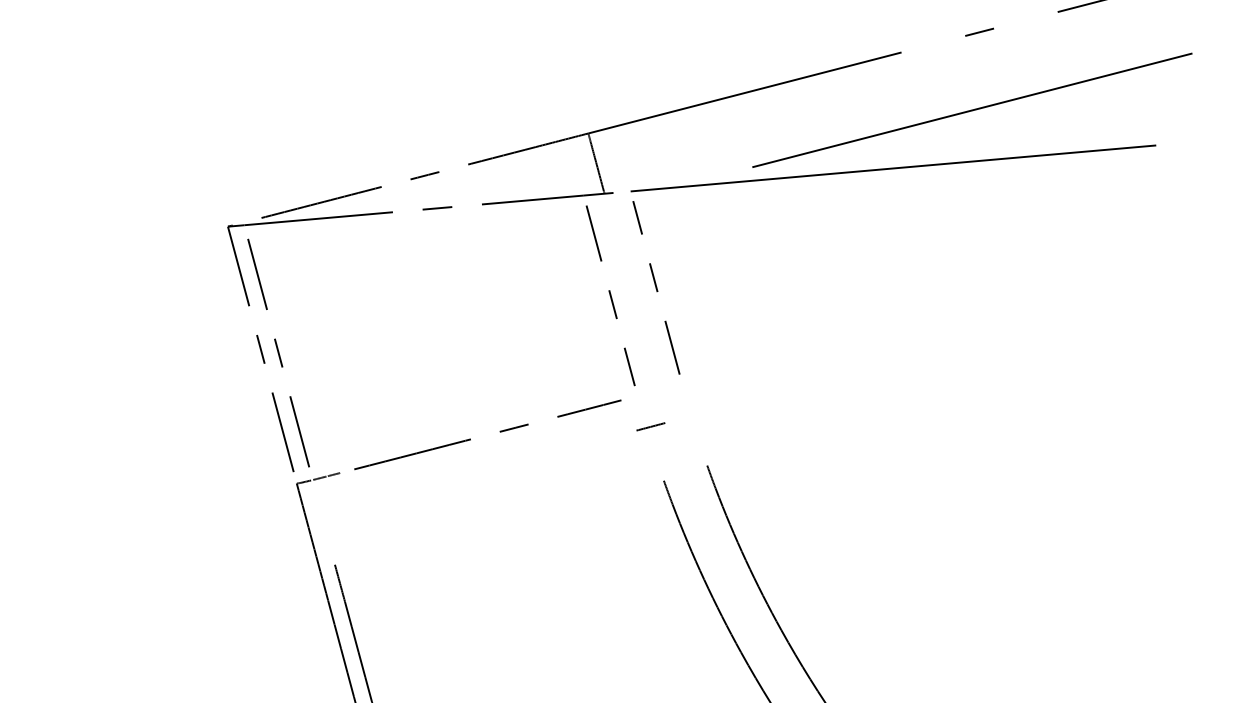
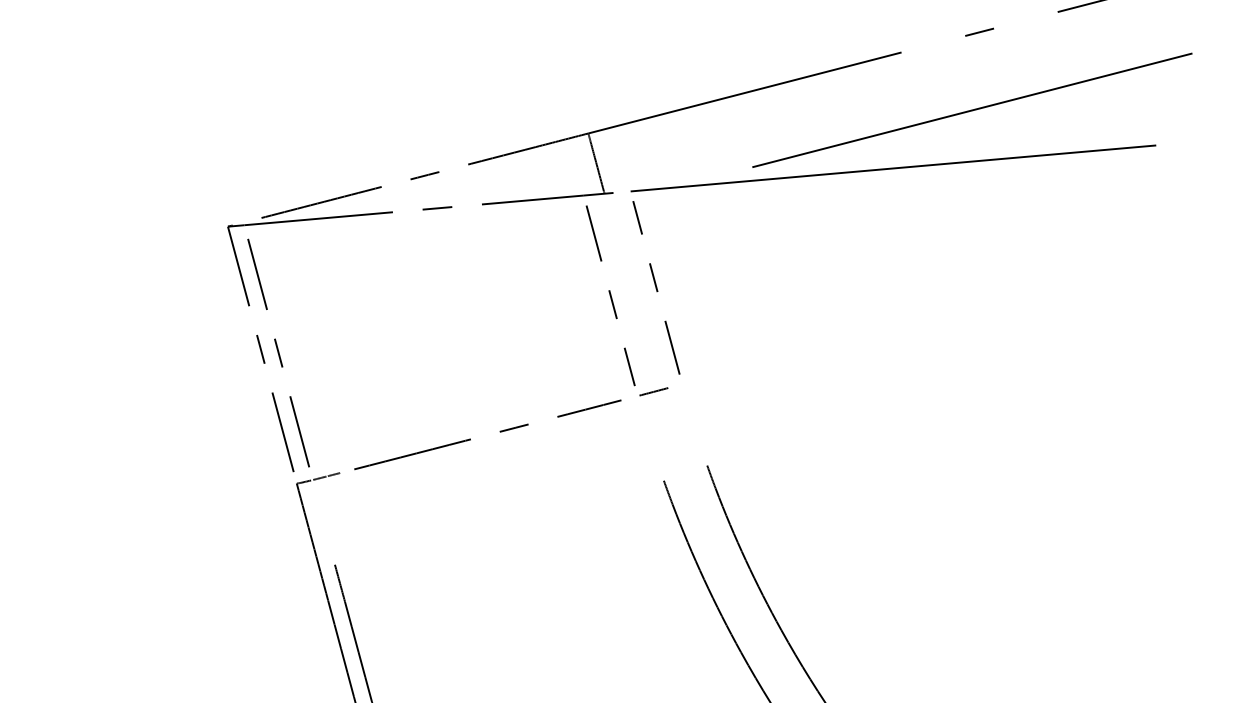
line position: (650, 426) -> (653, 391) (653, 391)
